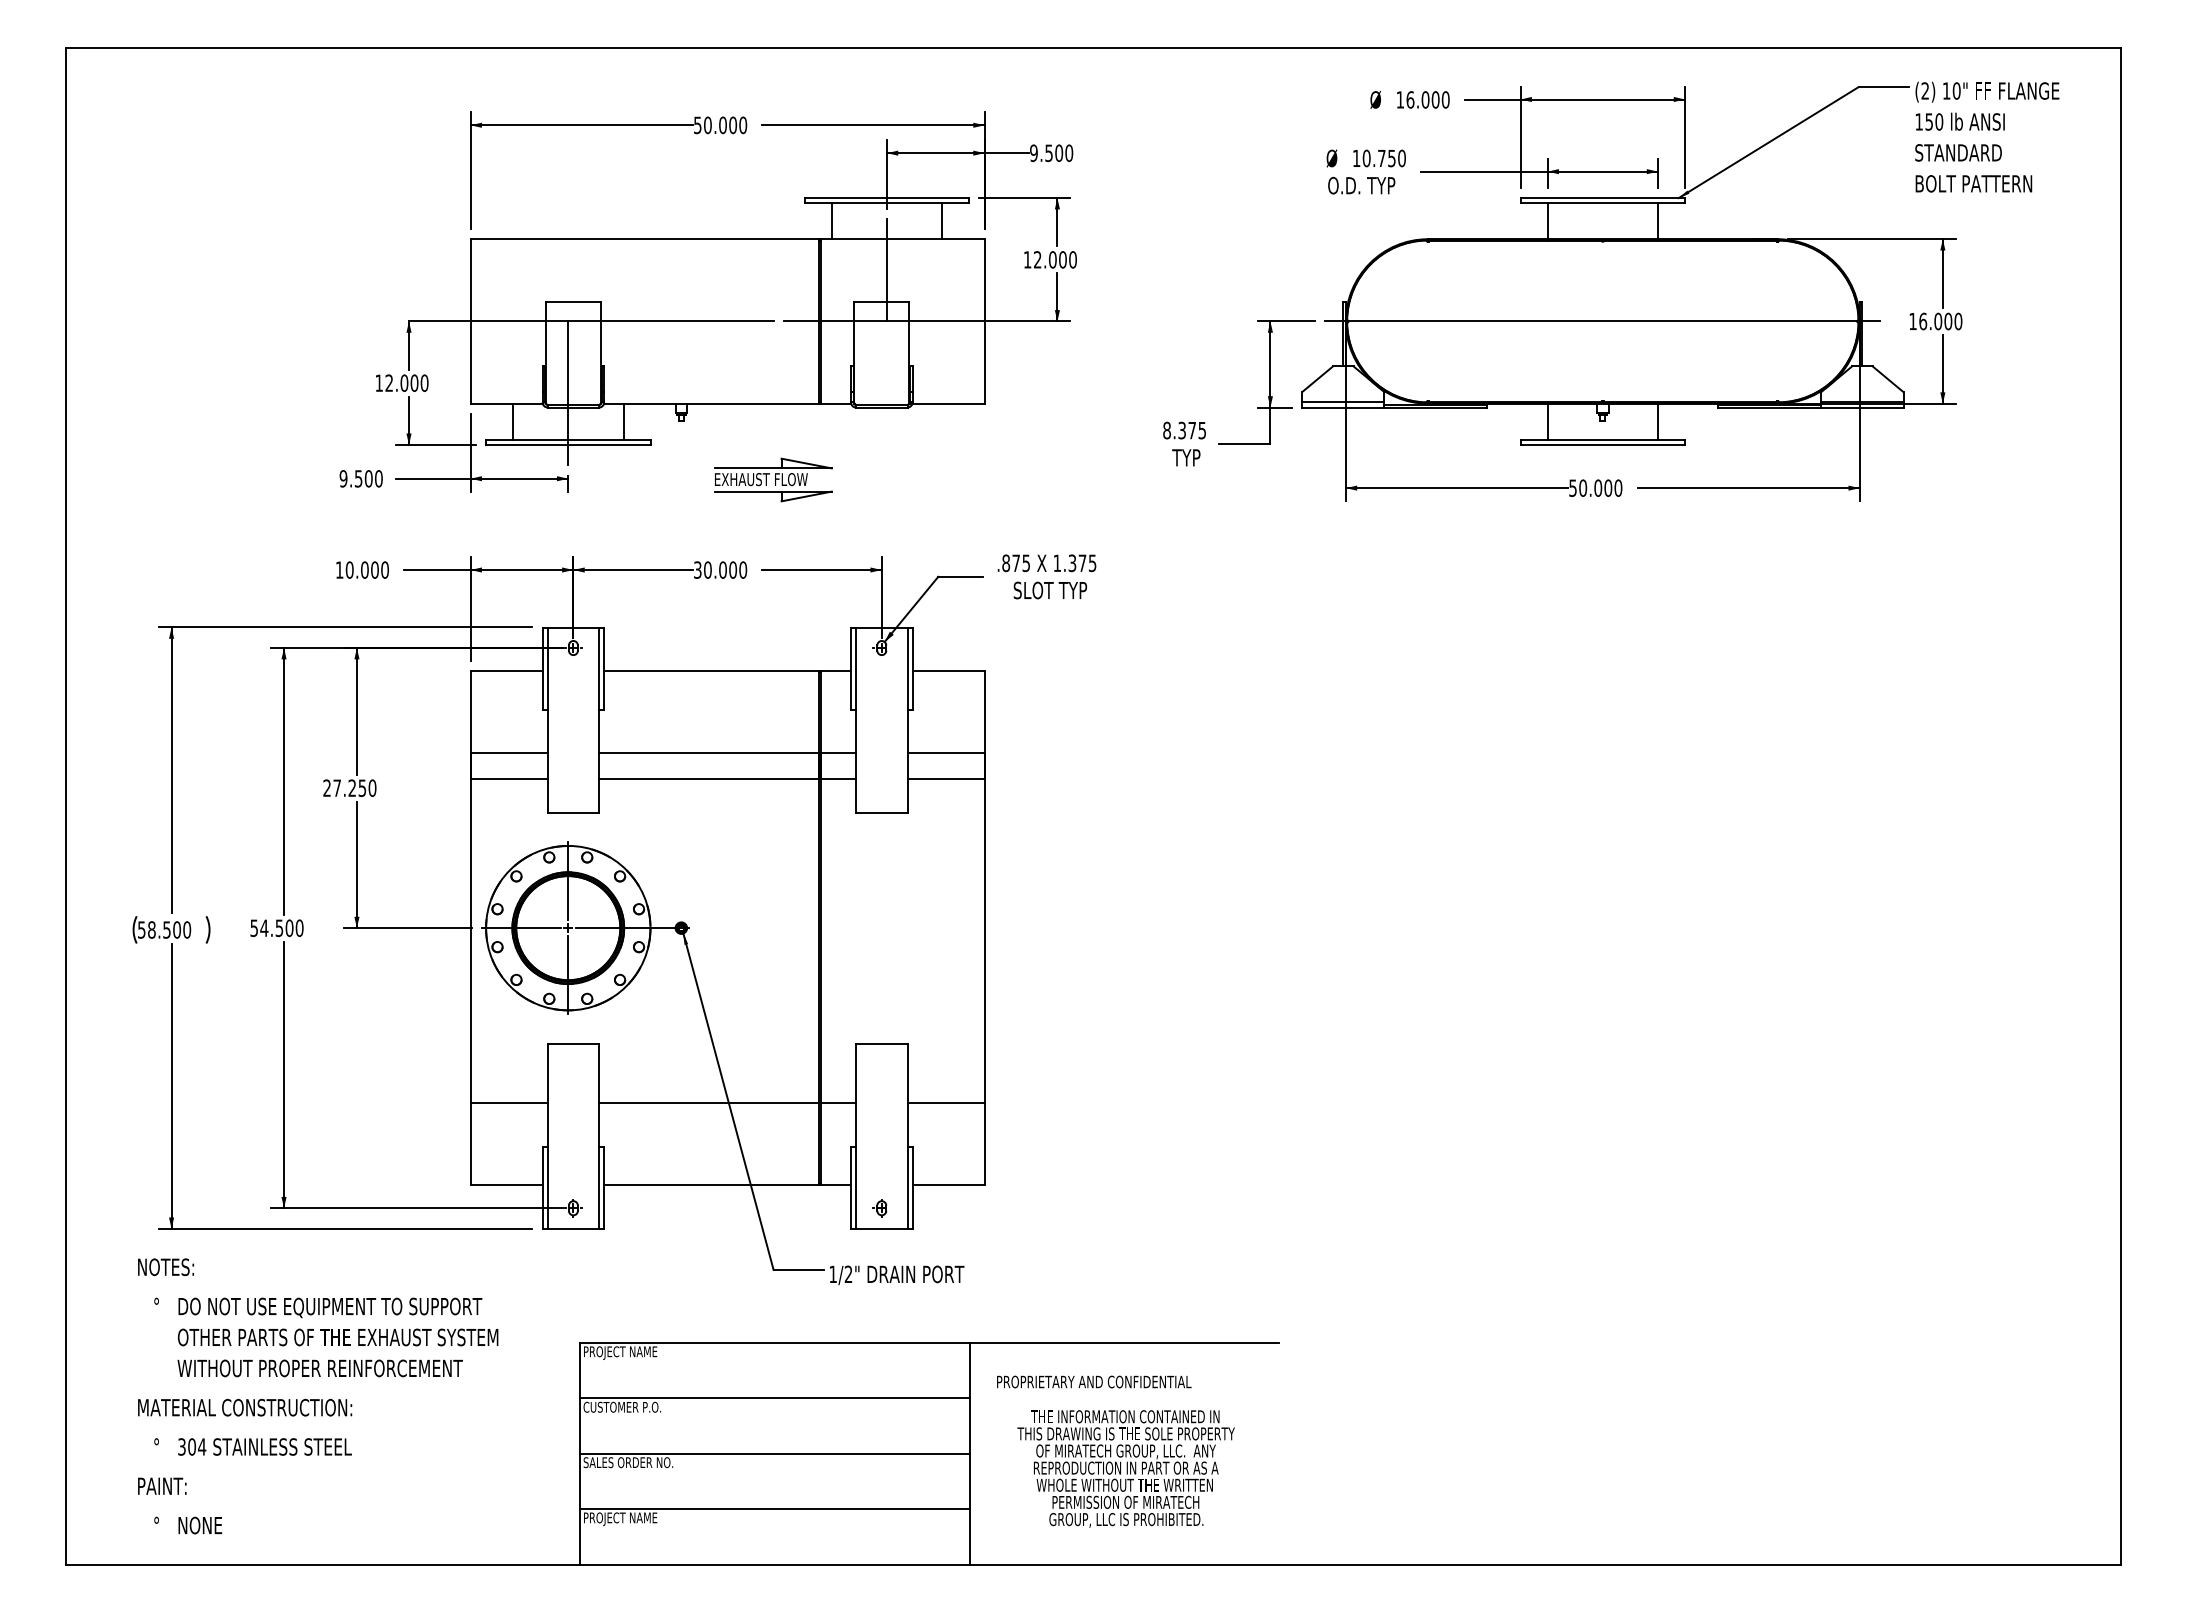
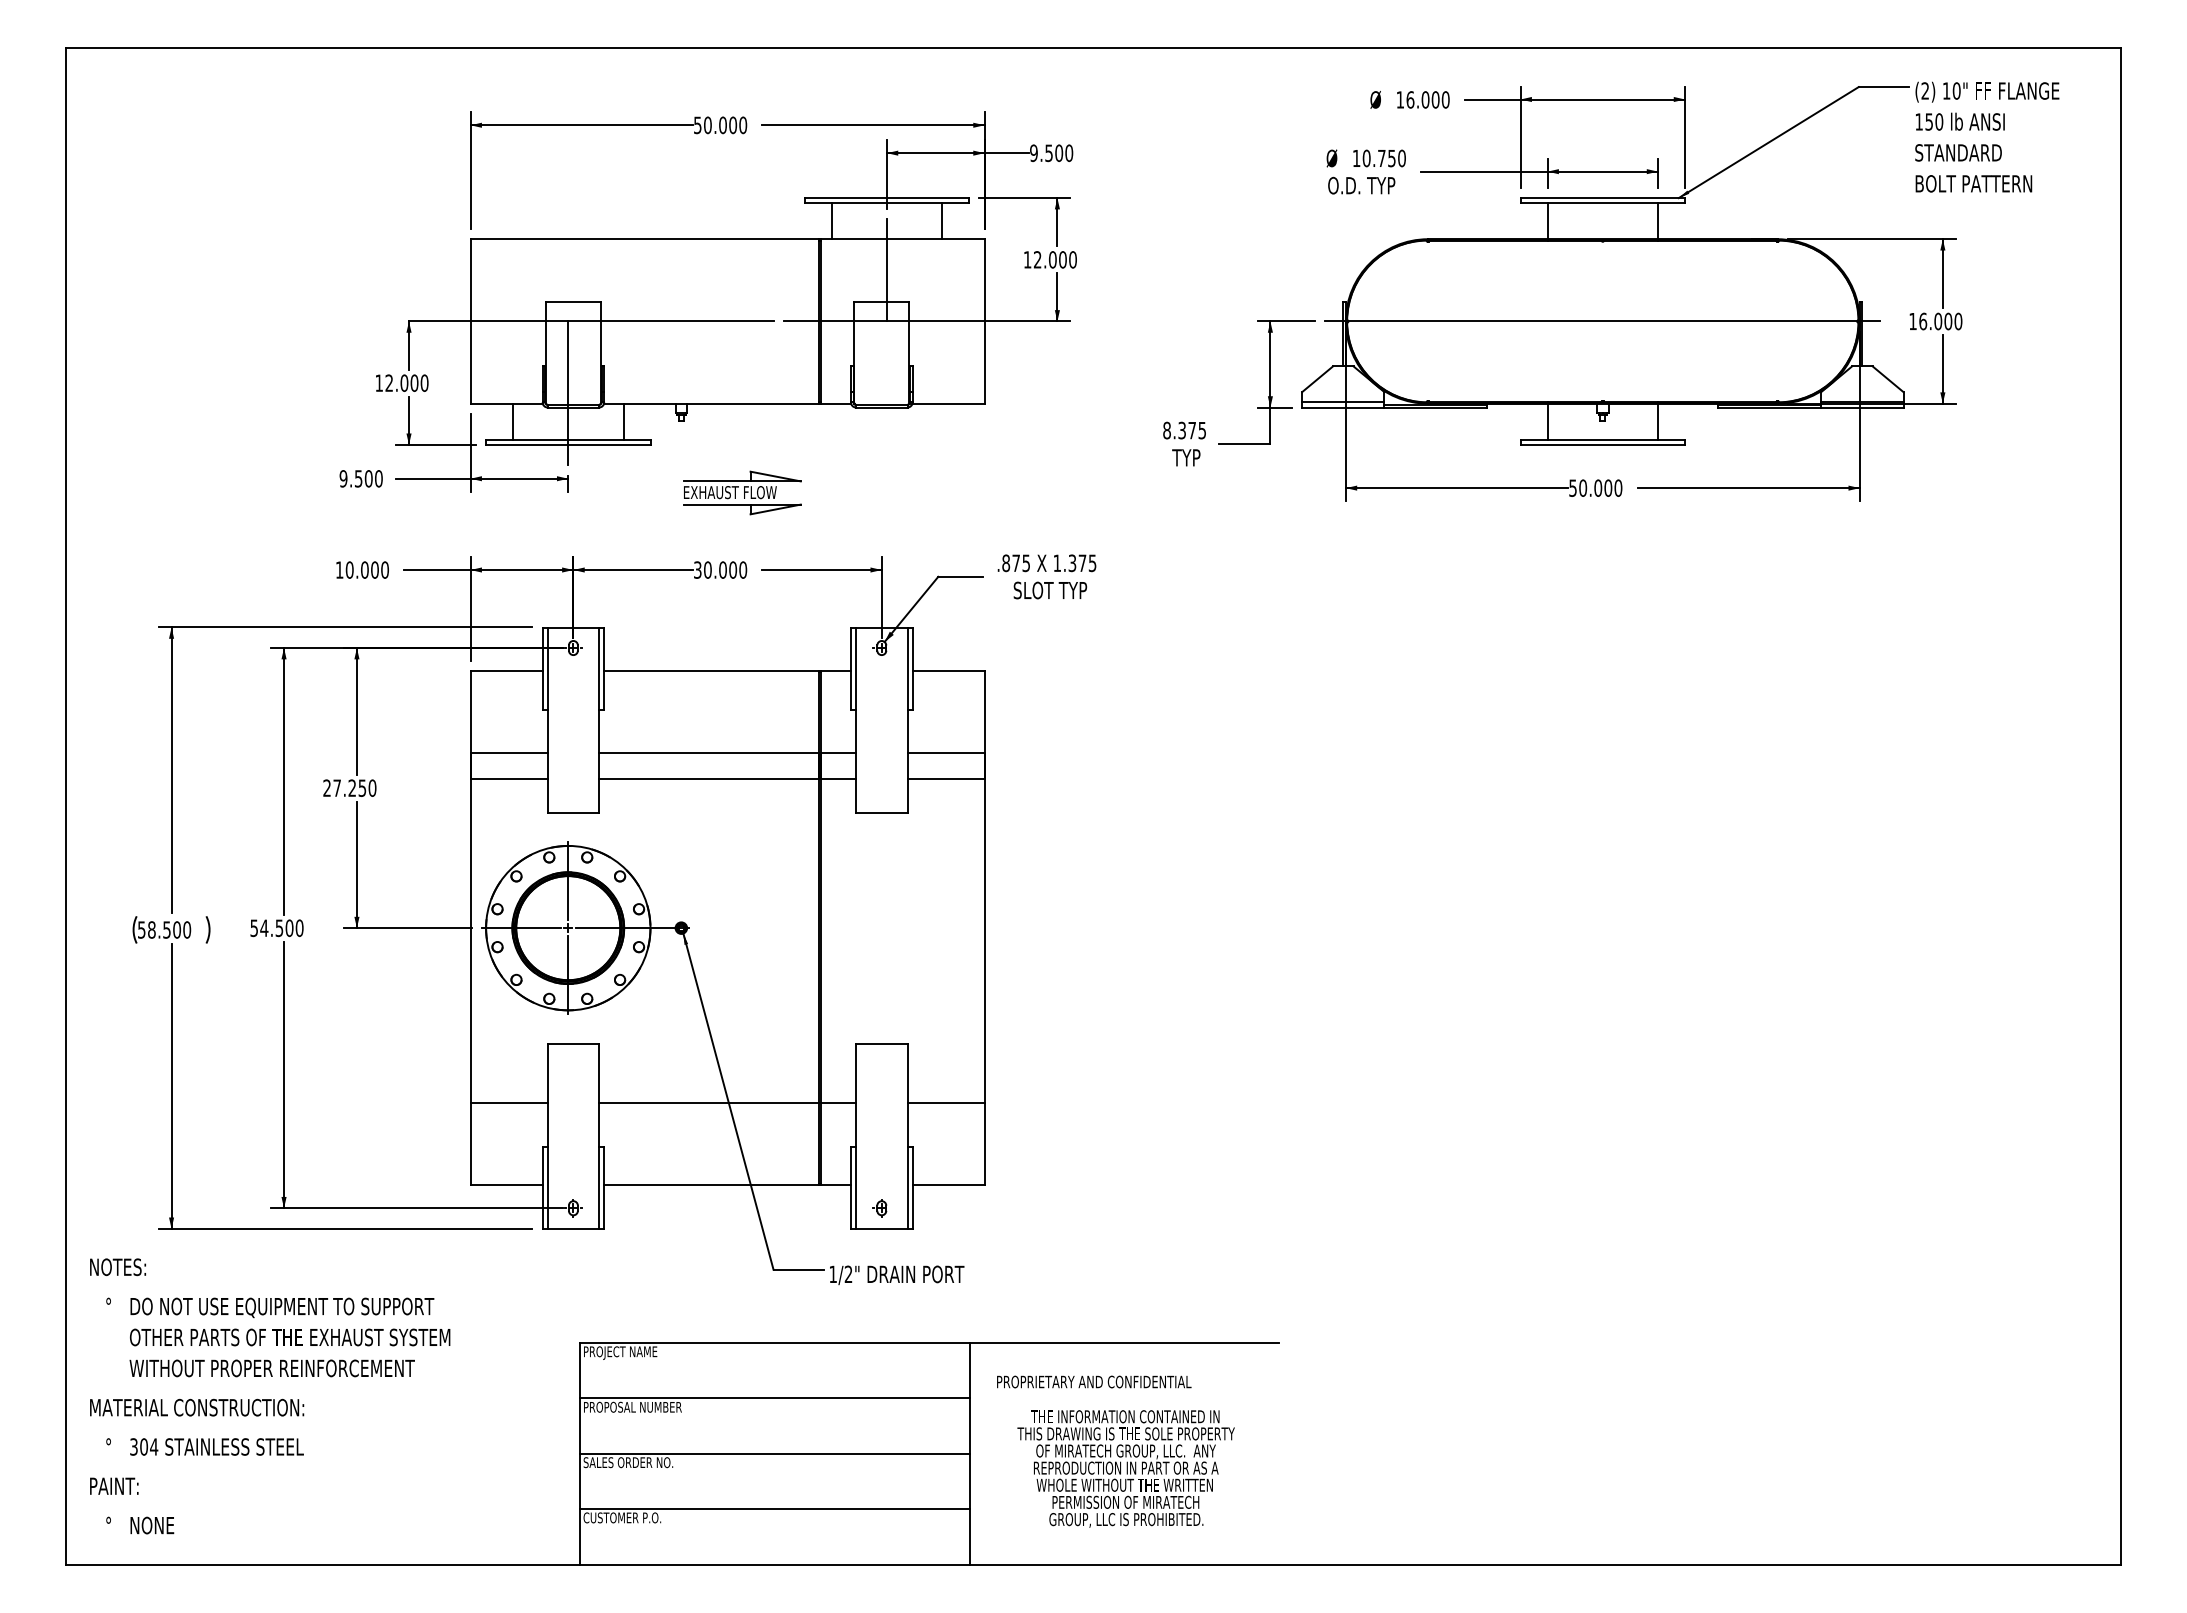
part position: (773, 479) -> (742, 492) (742, 492)
text position: (318, 1396) -> (270, 1396) (270, 1396)
text: CUSTOMER P.O. -> PROPOSAL NUMBER (632, 1406)
text: PROJECT NAME -> CUSTOMER P.O. (622, 1519)
